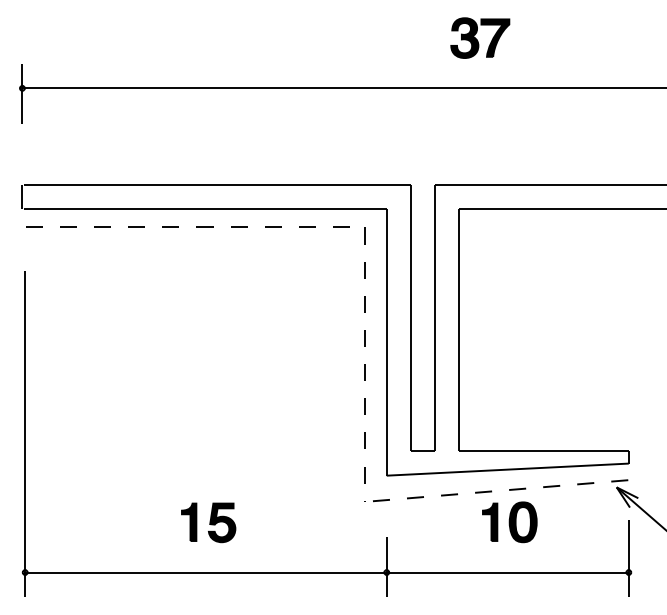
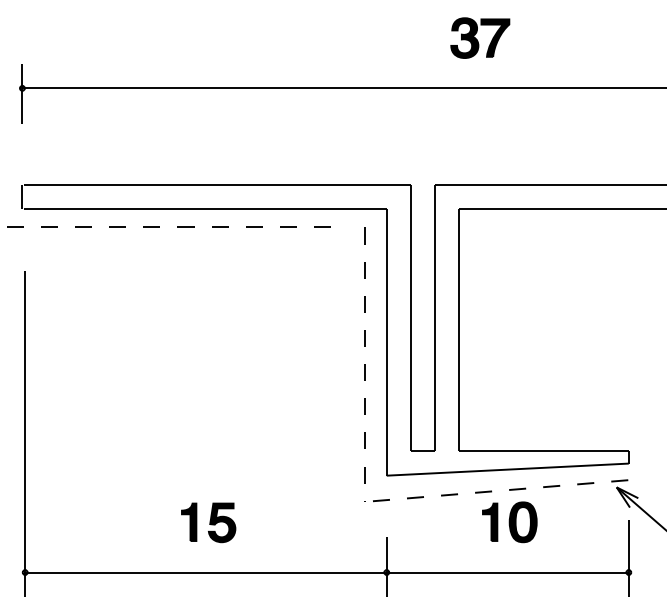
line position: (178, 226) -> (159, 226) (159, 226)
